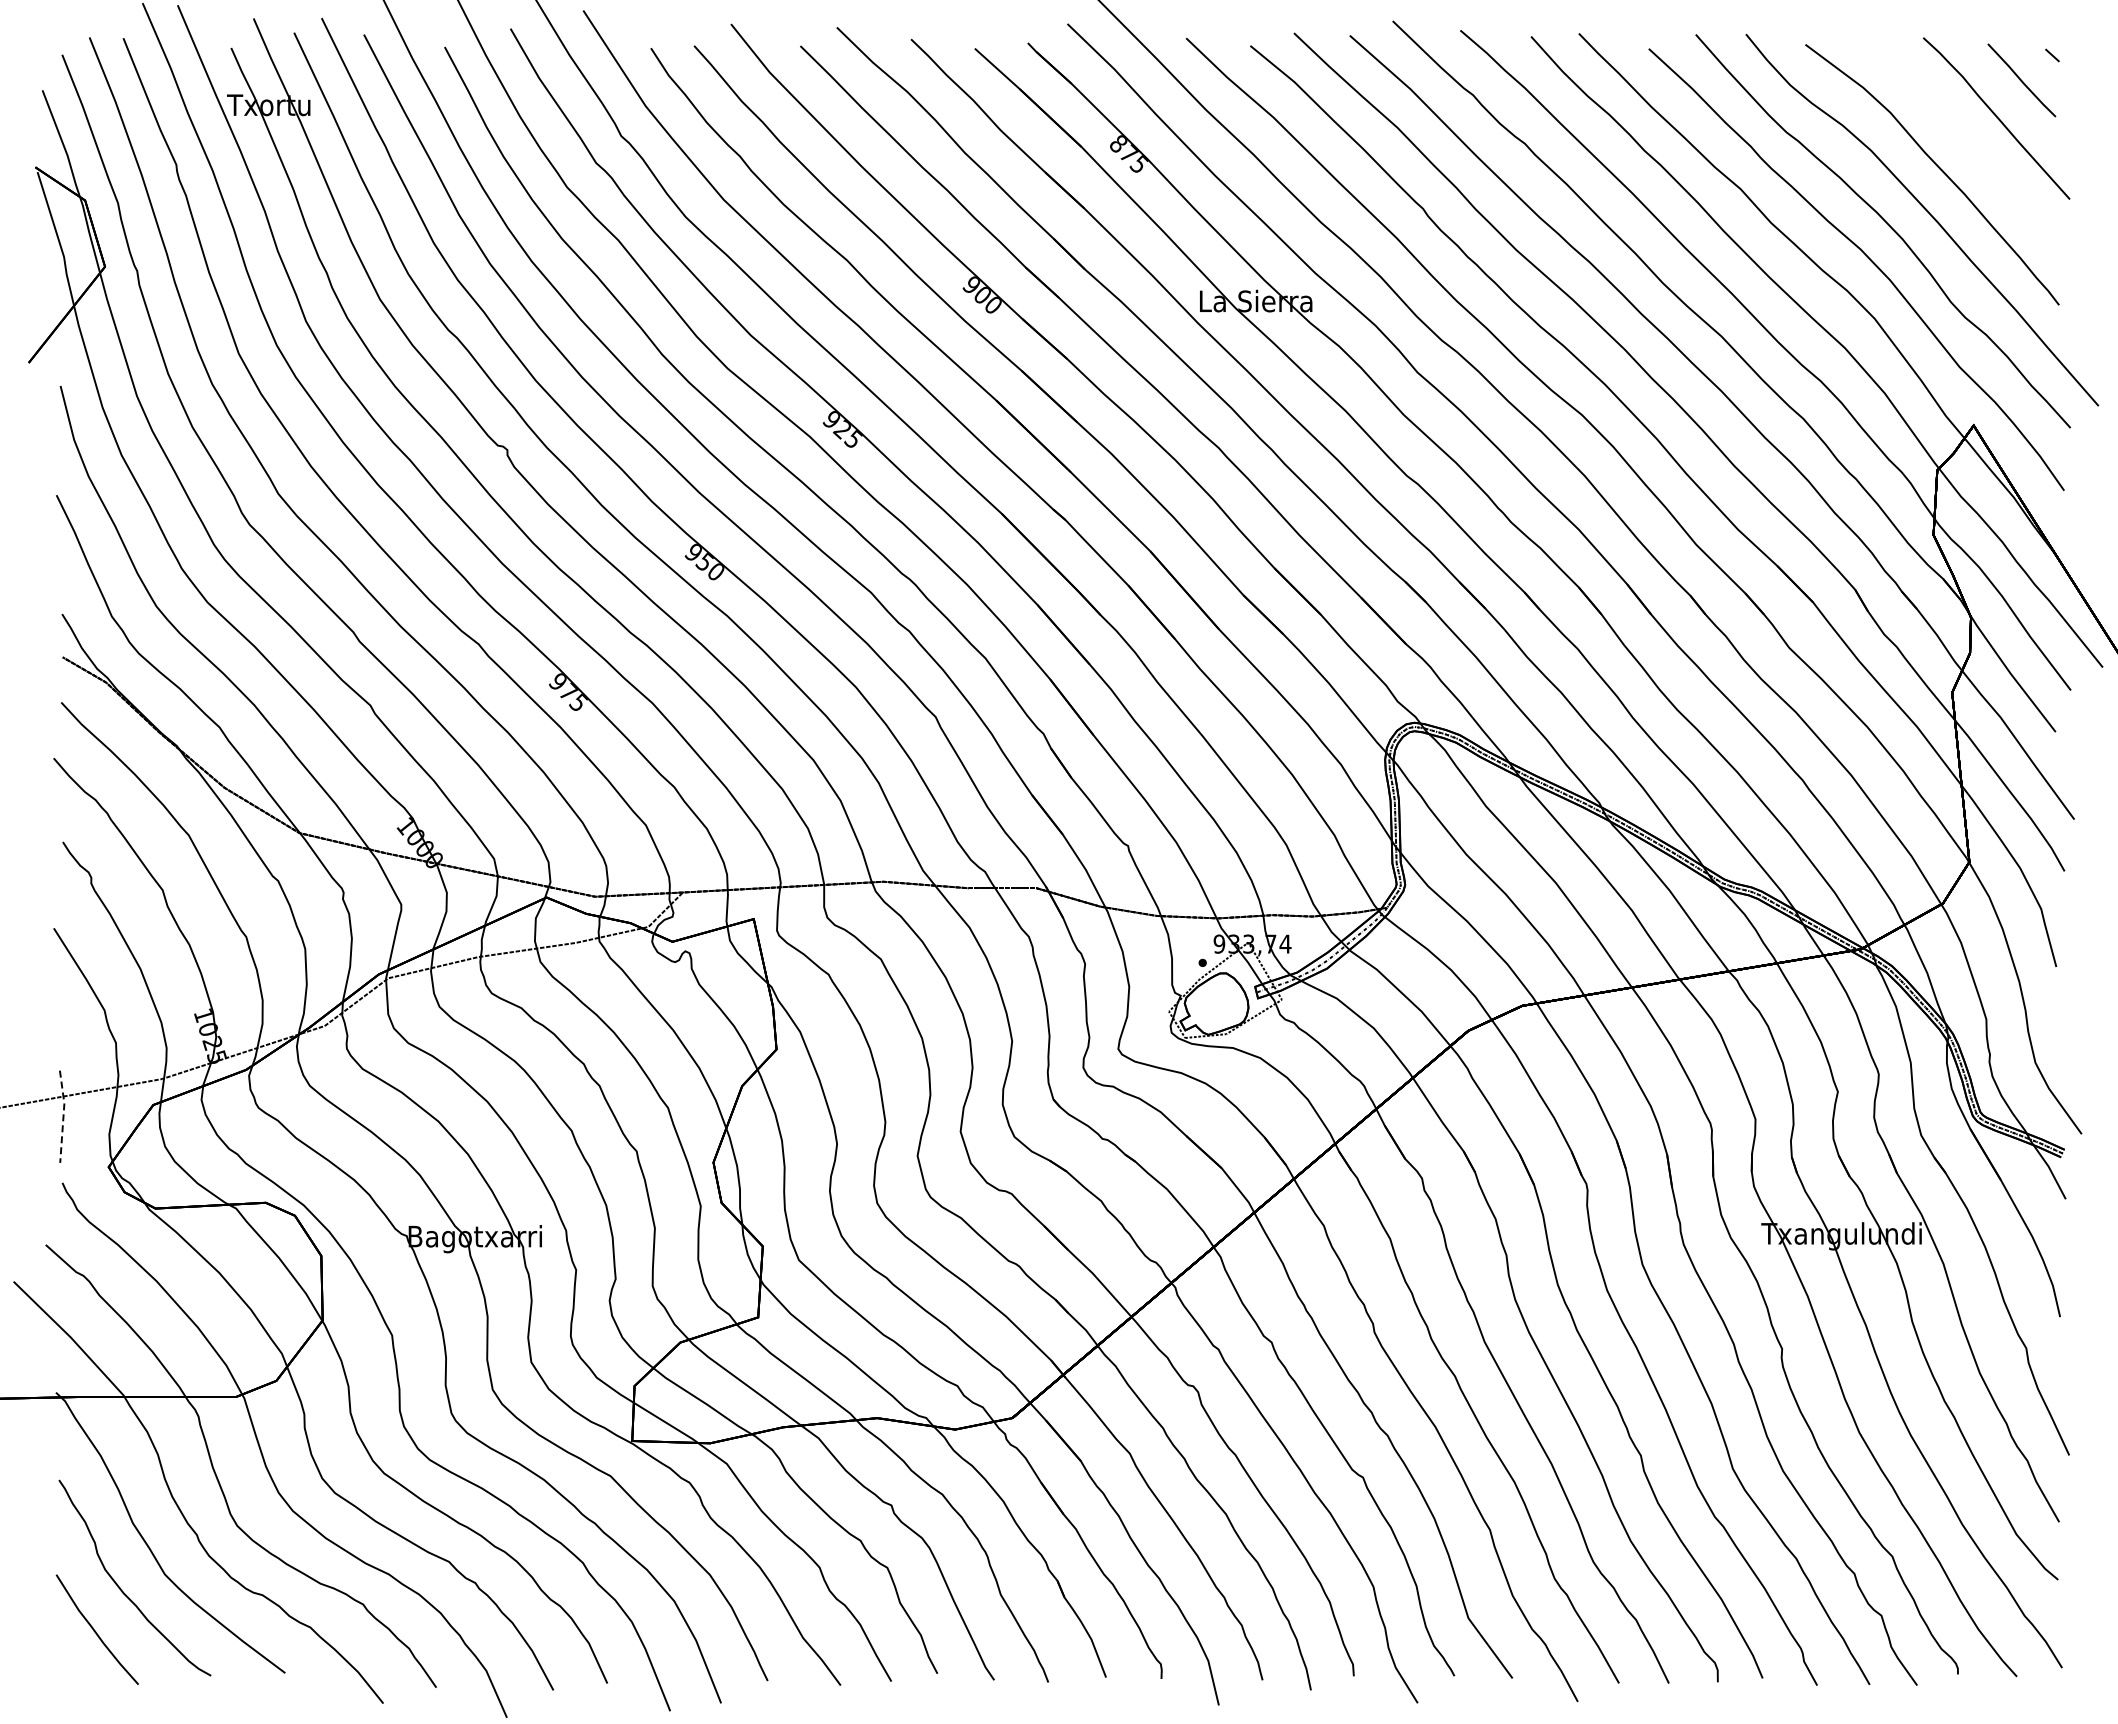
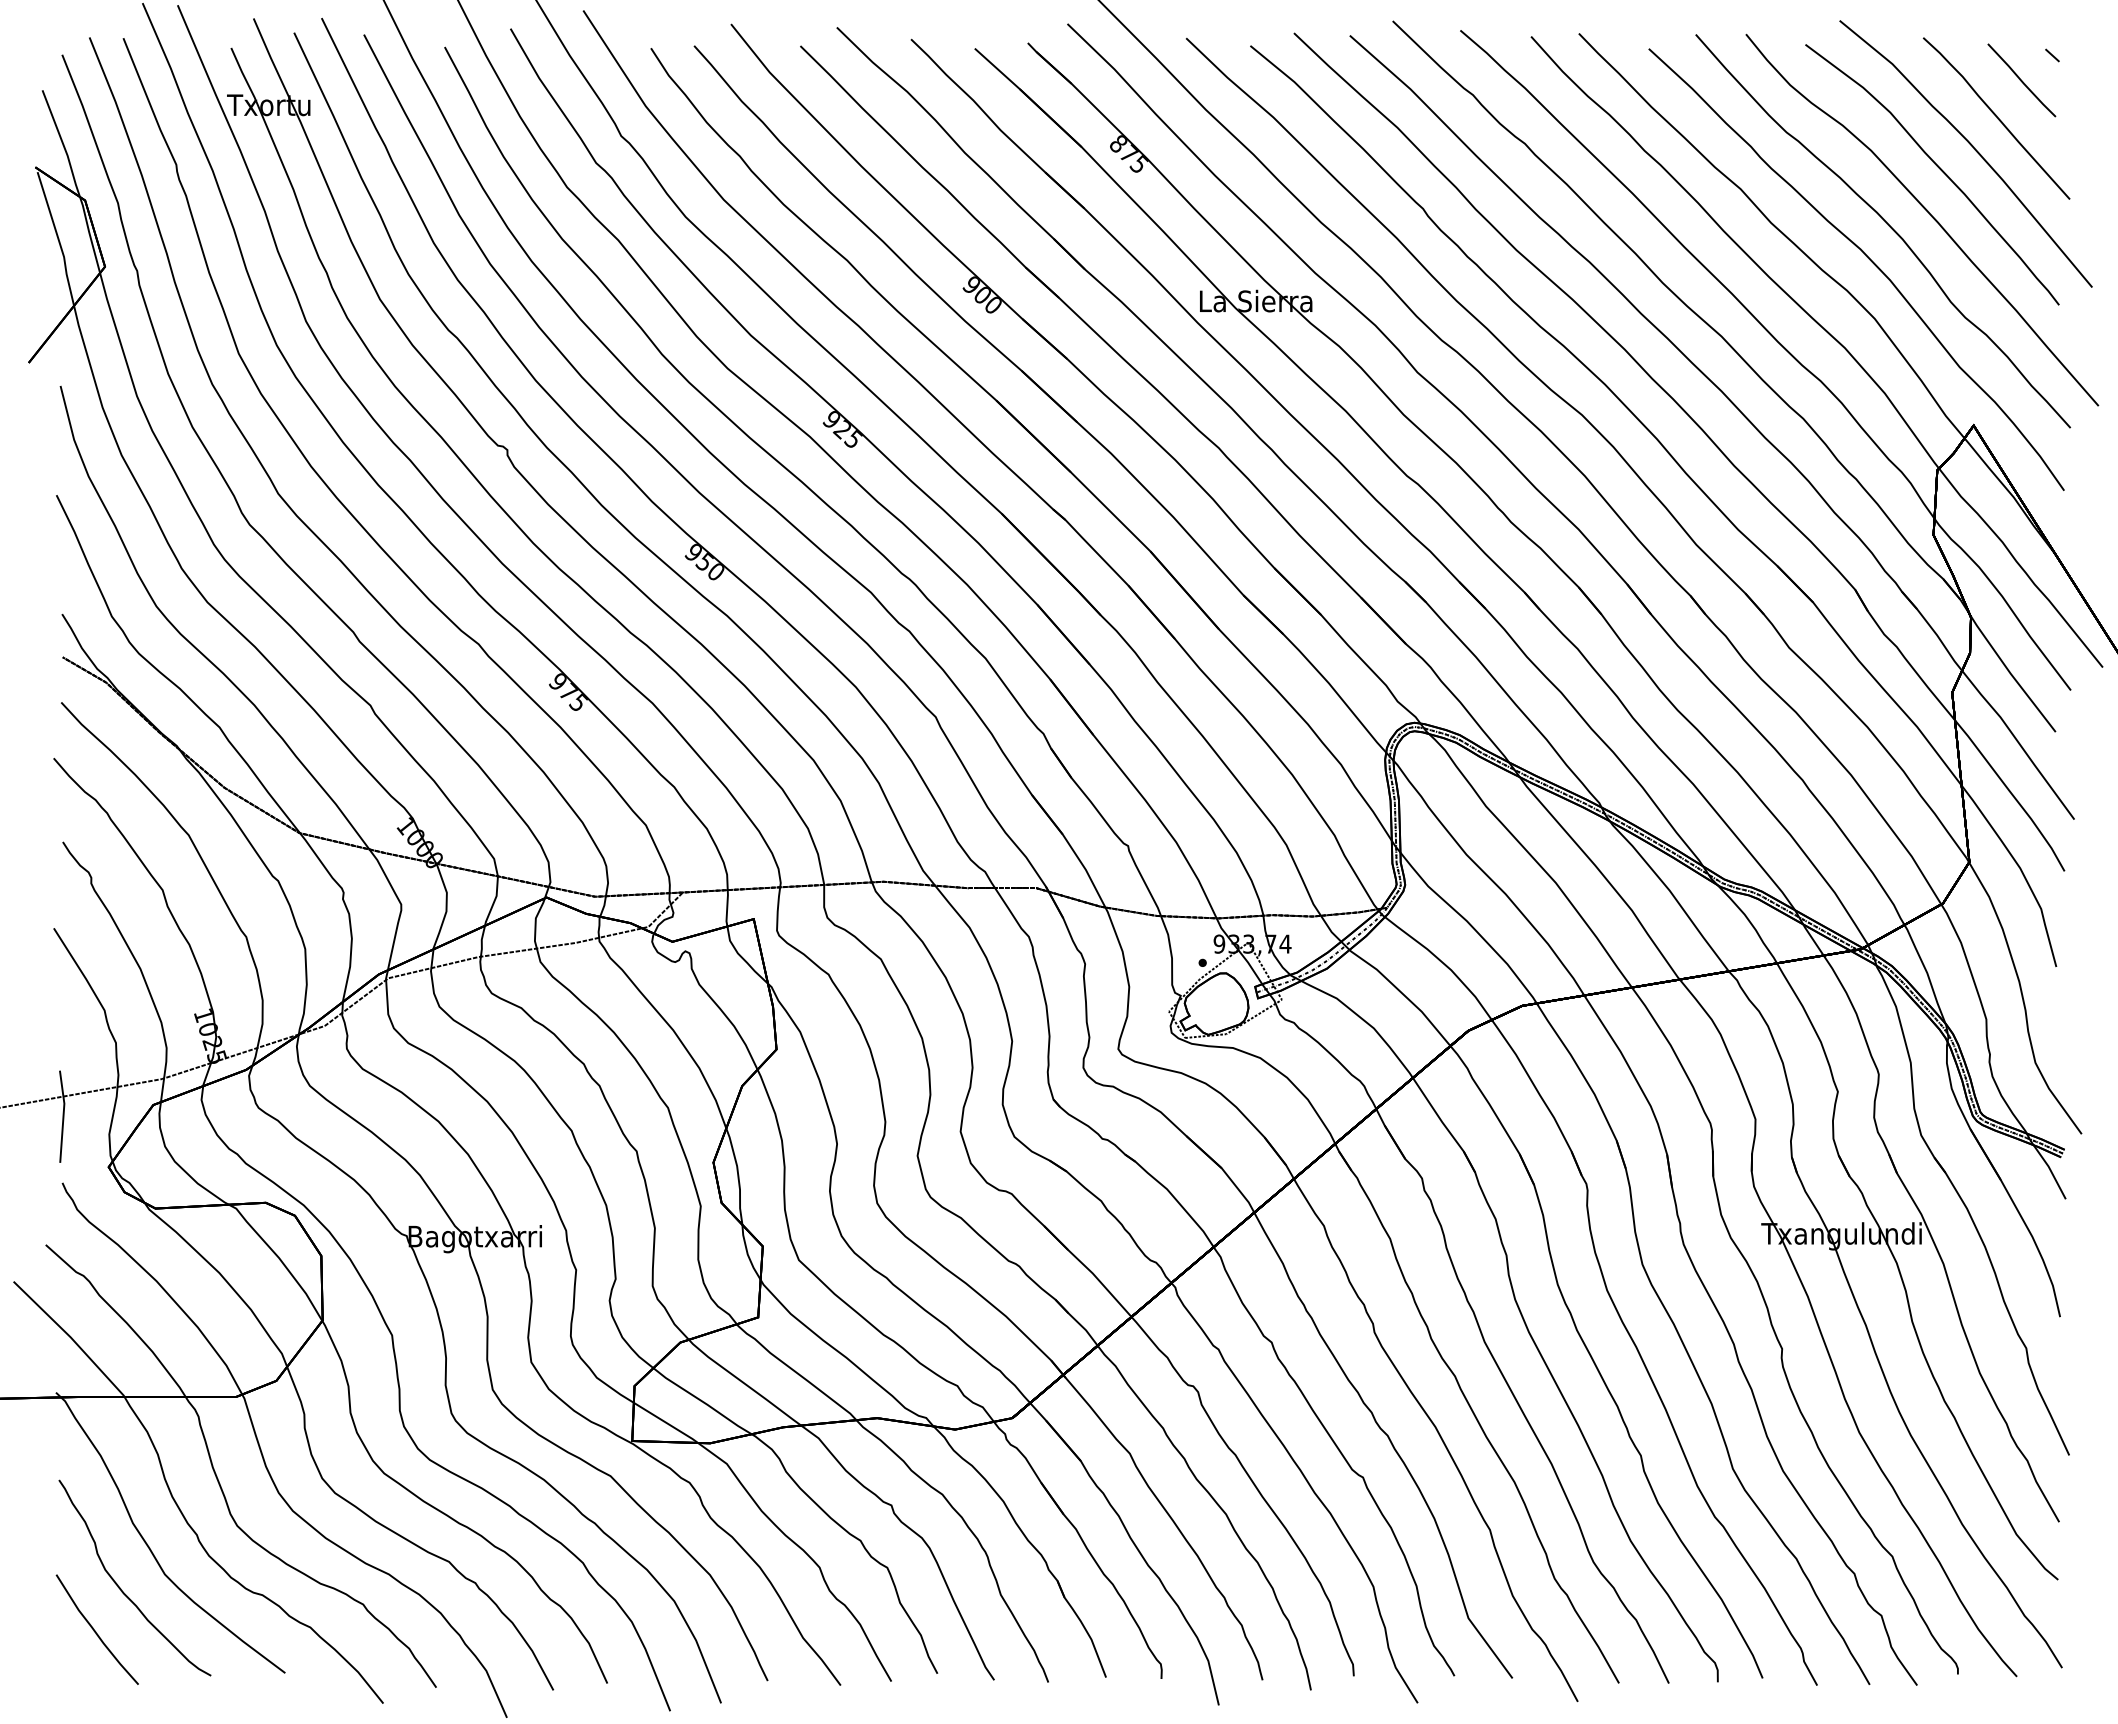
curve: none -> present (1971, 146)
line: dashed -> solid (63, 1116)
